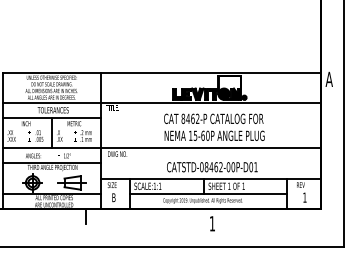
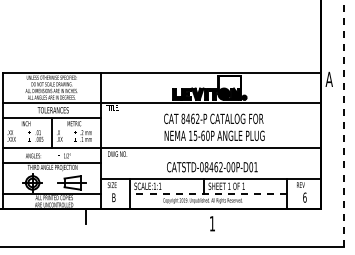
line: solid -> dashed (343, 123)
line: solid -> dashed (208, 193)
text: 1 -> 6 (304, 197)
